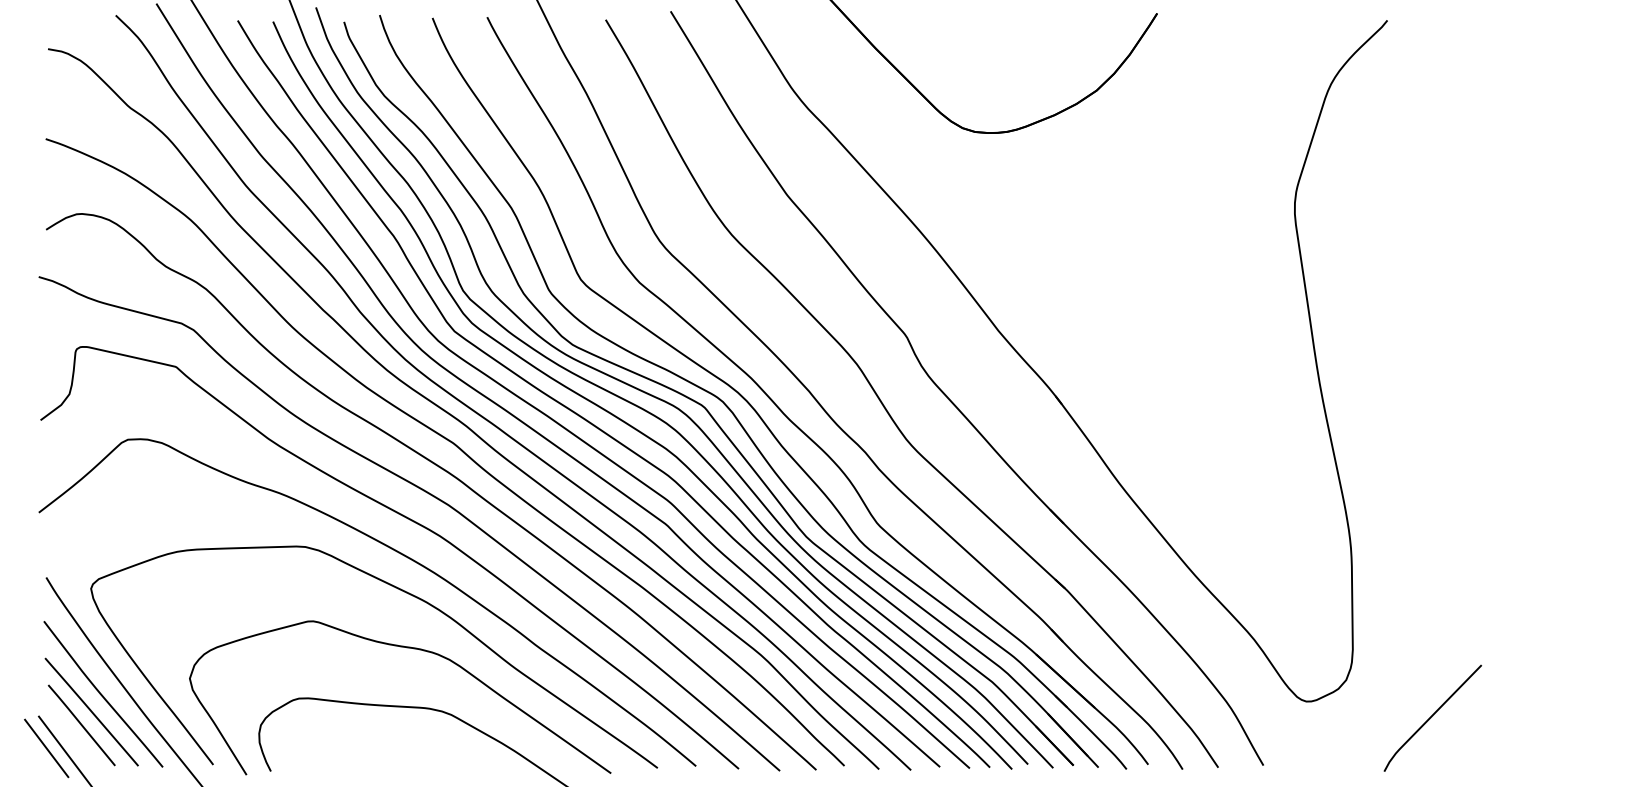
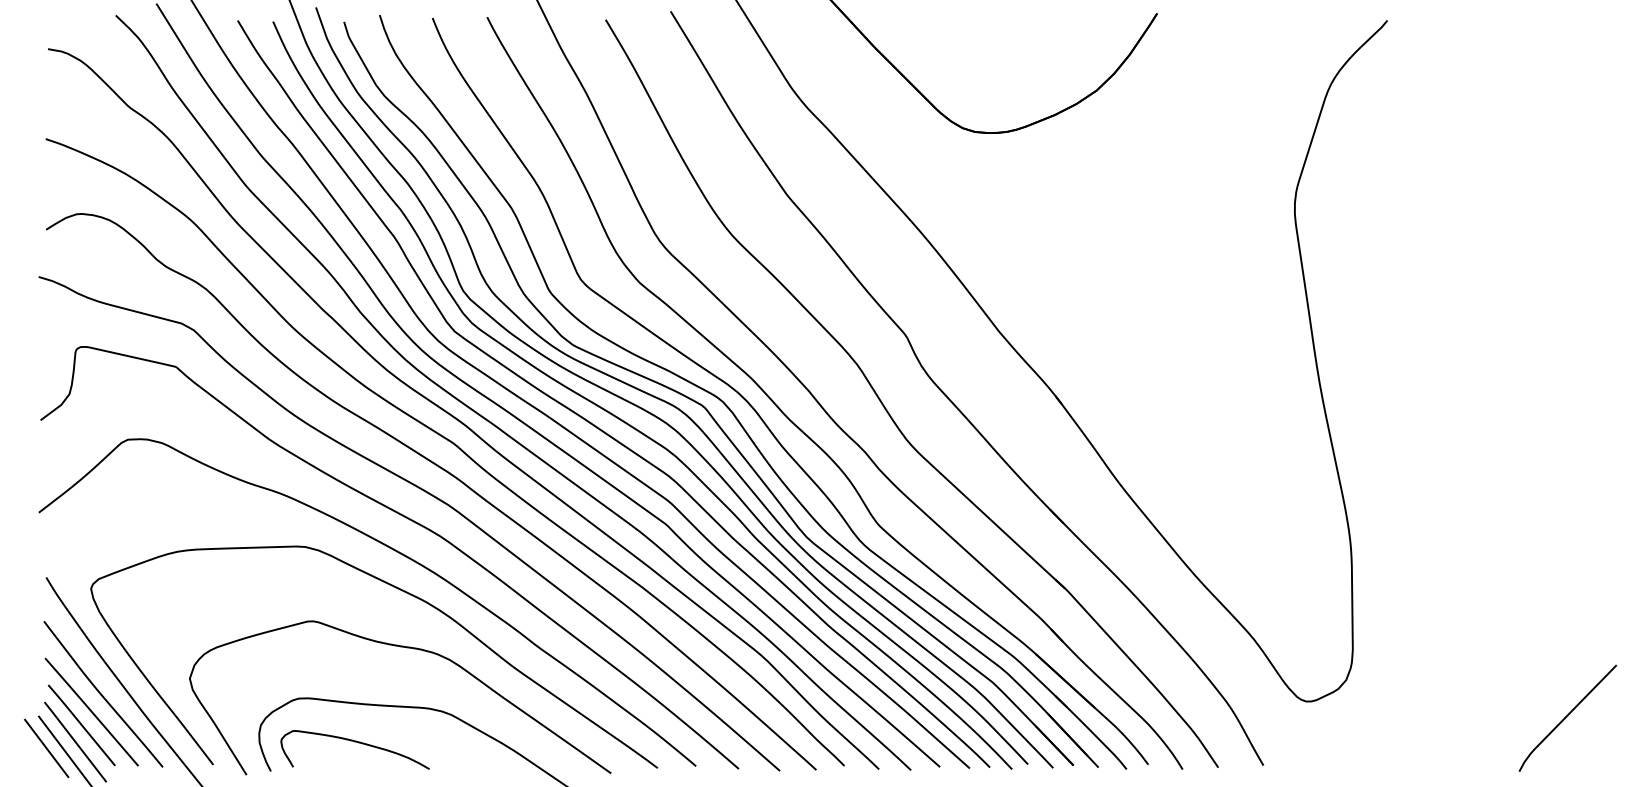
line position: (1432, 716) -> (1567, 716) (1567, 716)
line: none -> present (75, 741)
curve: none -> present (354, 742)
